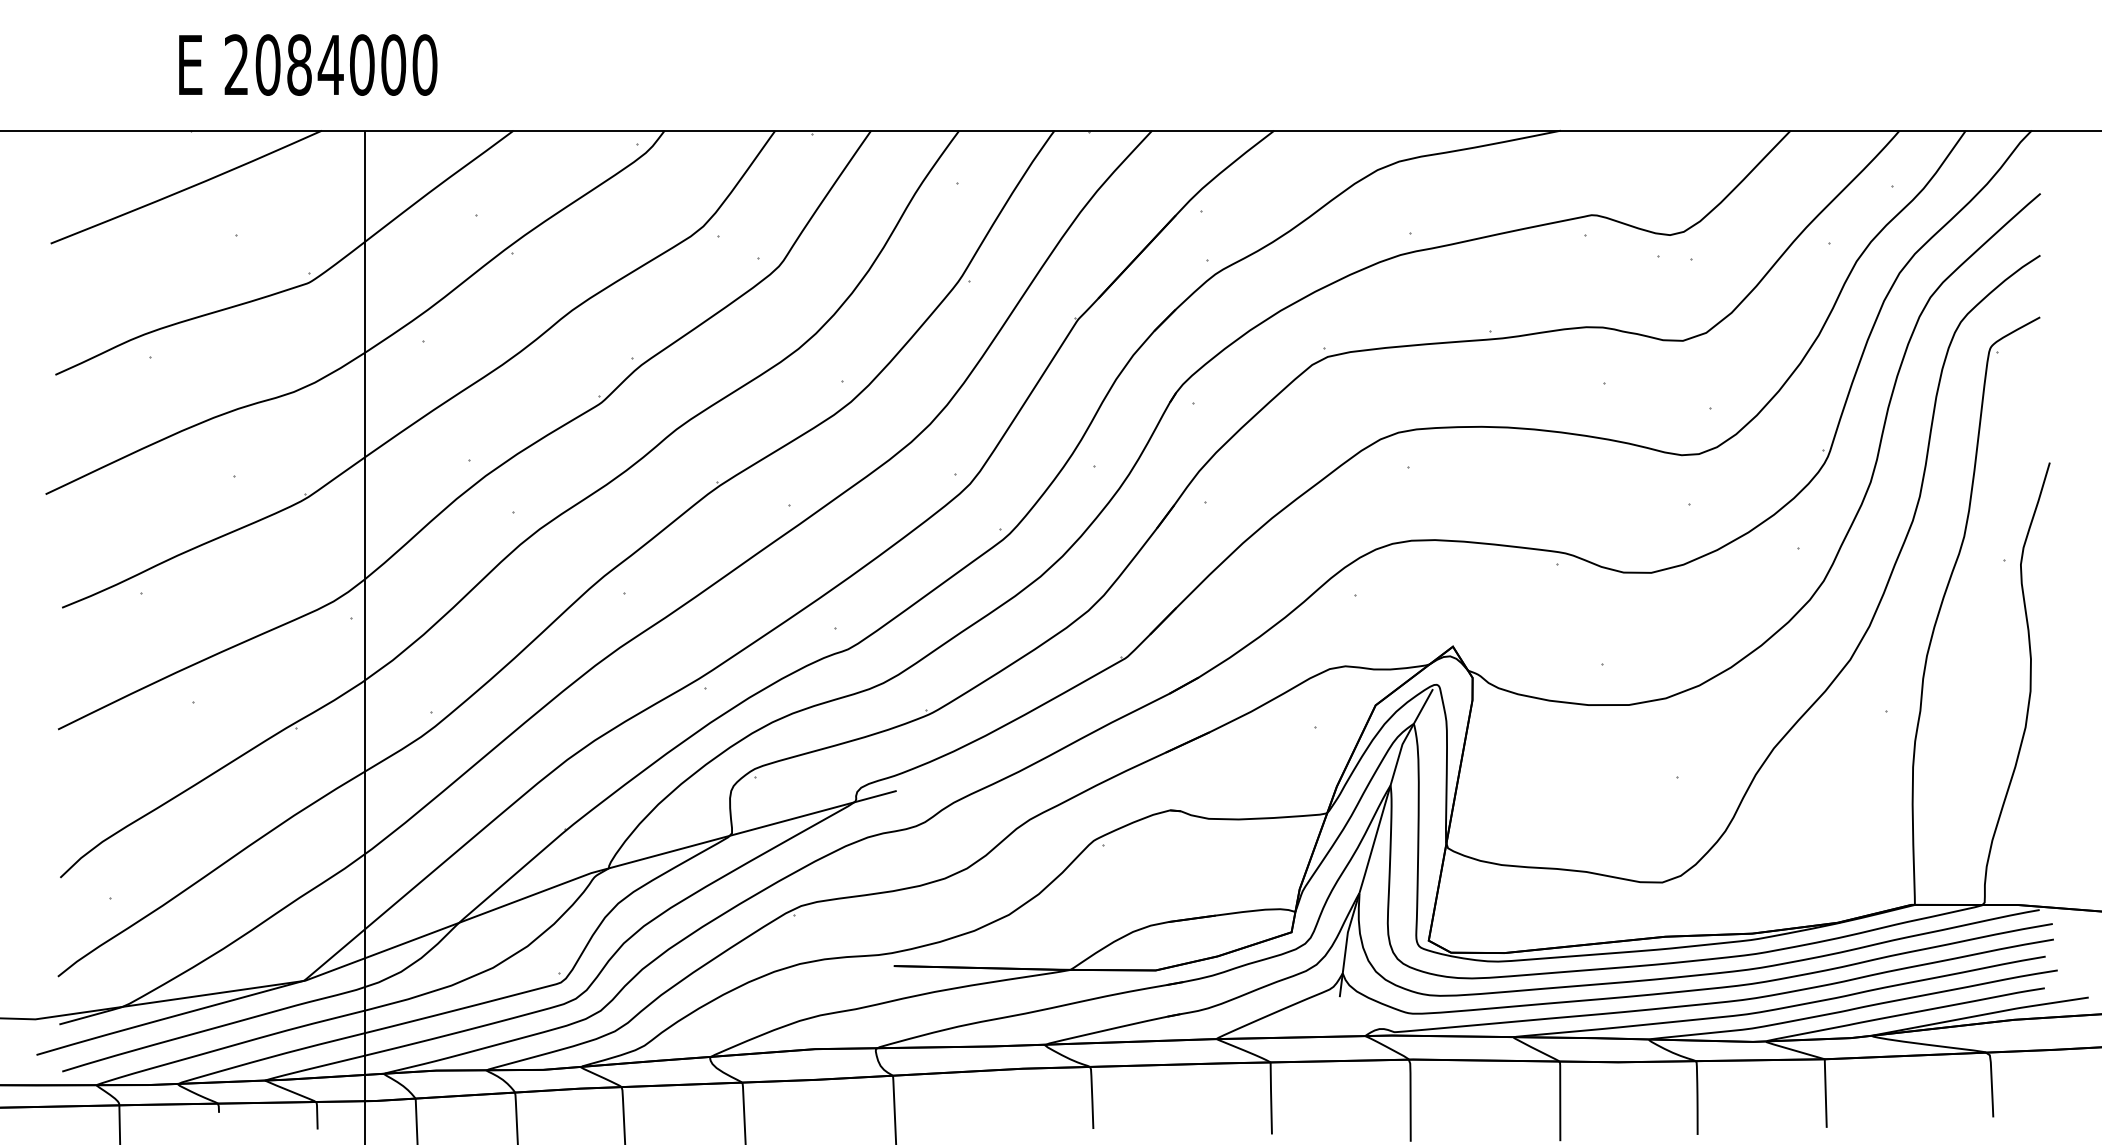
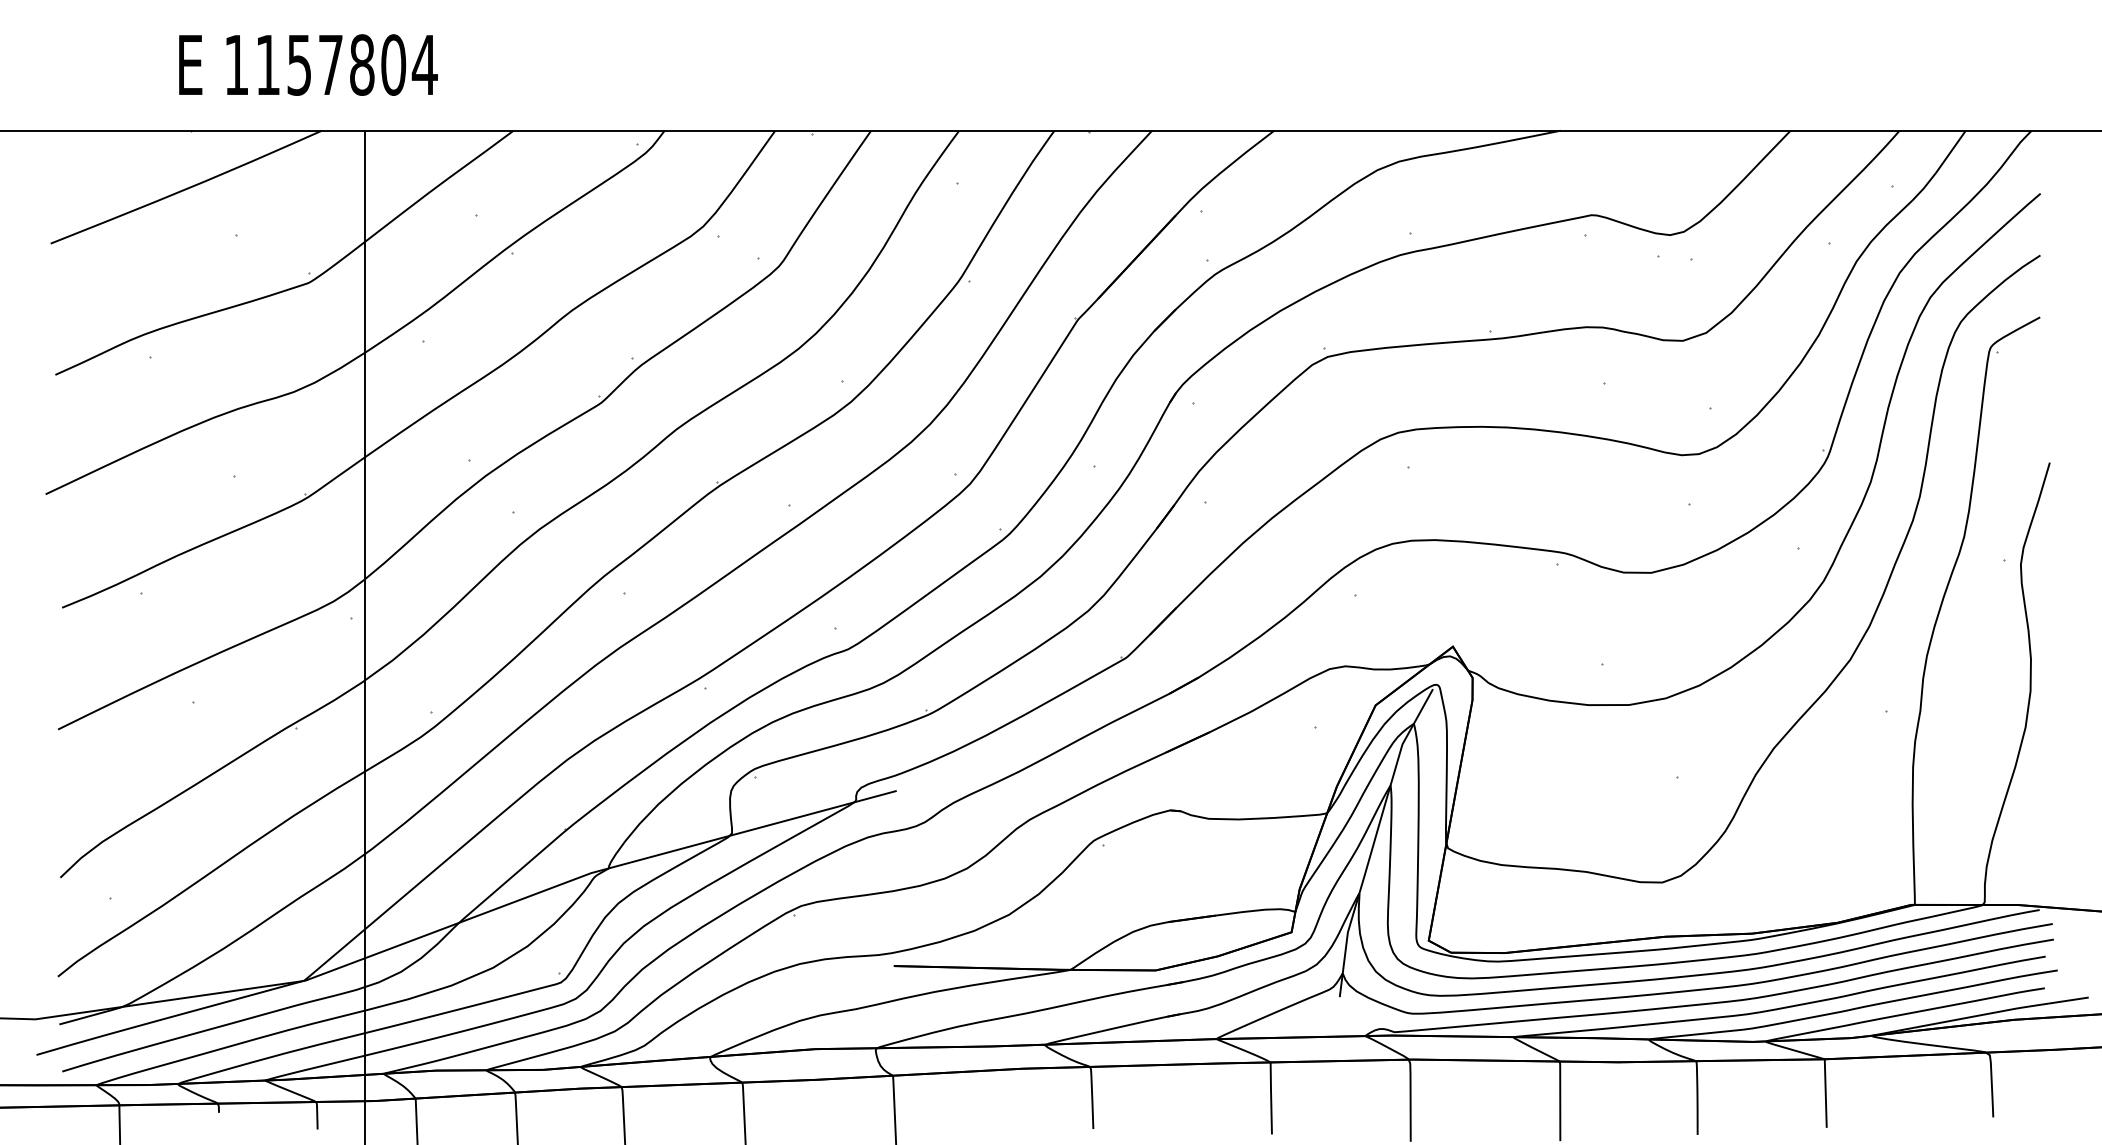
text: 2084000 -> 1157804 (330, 64)
